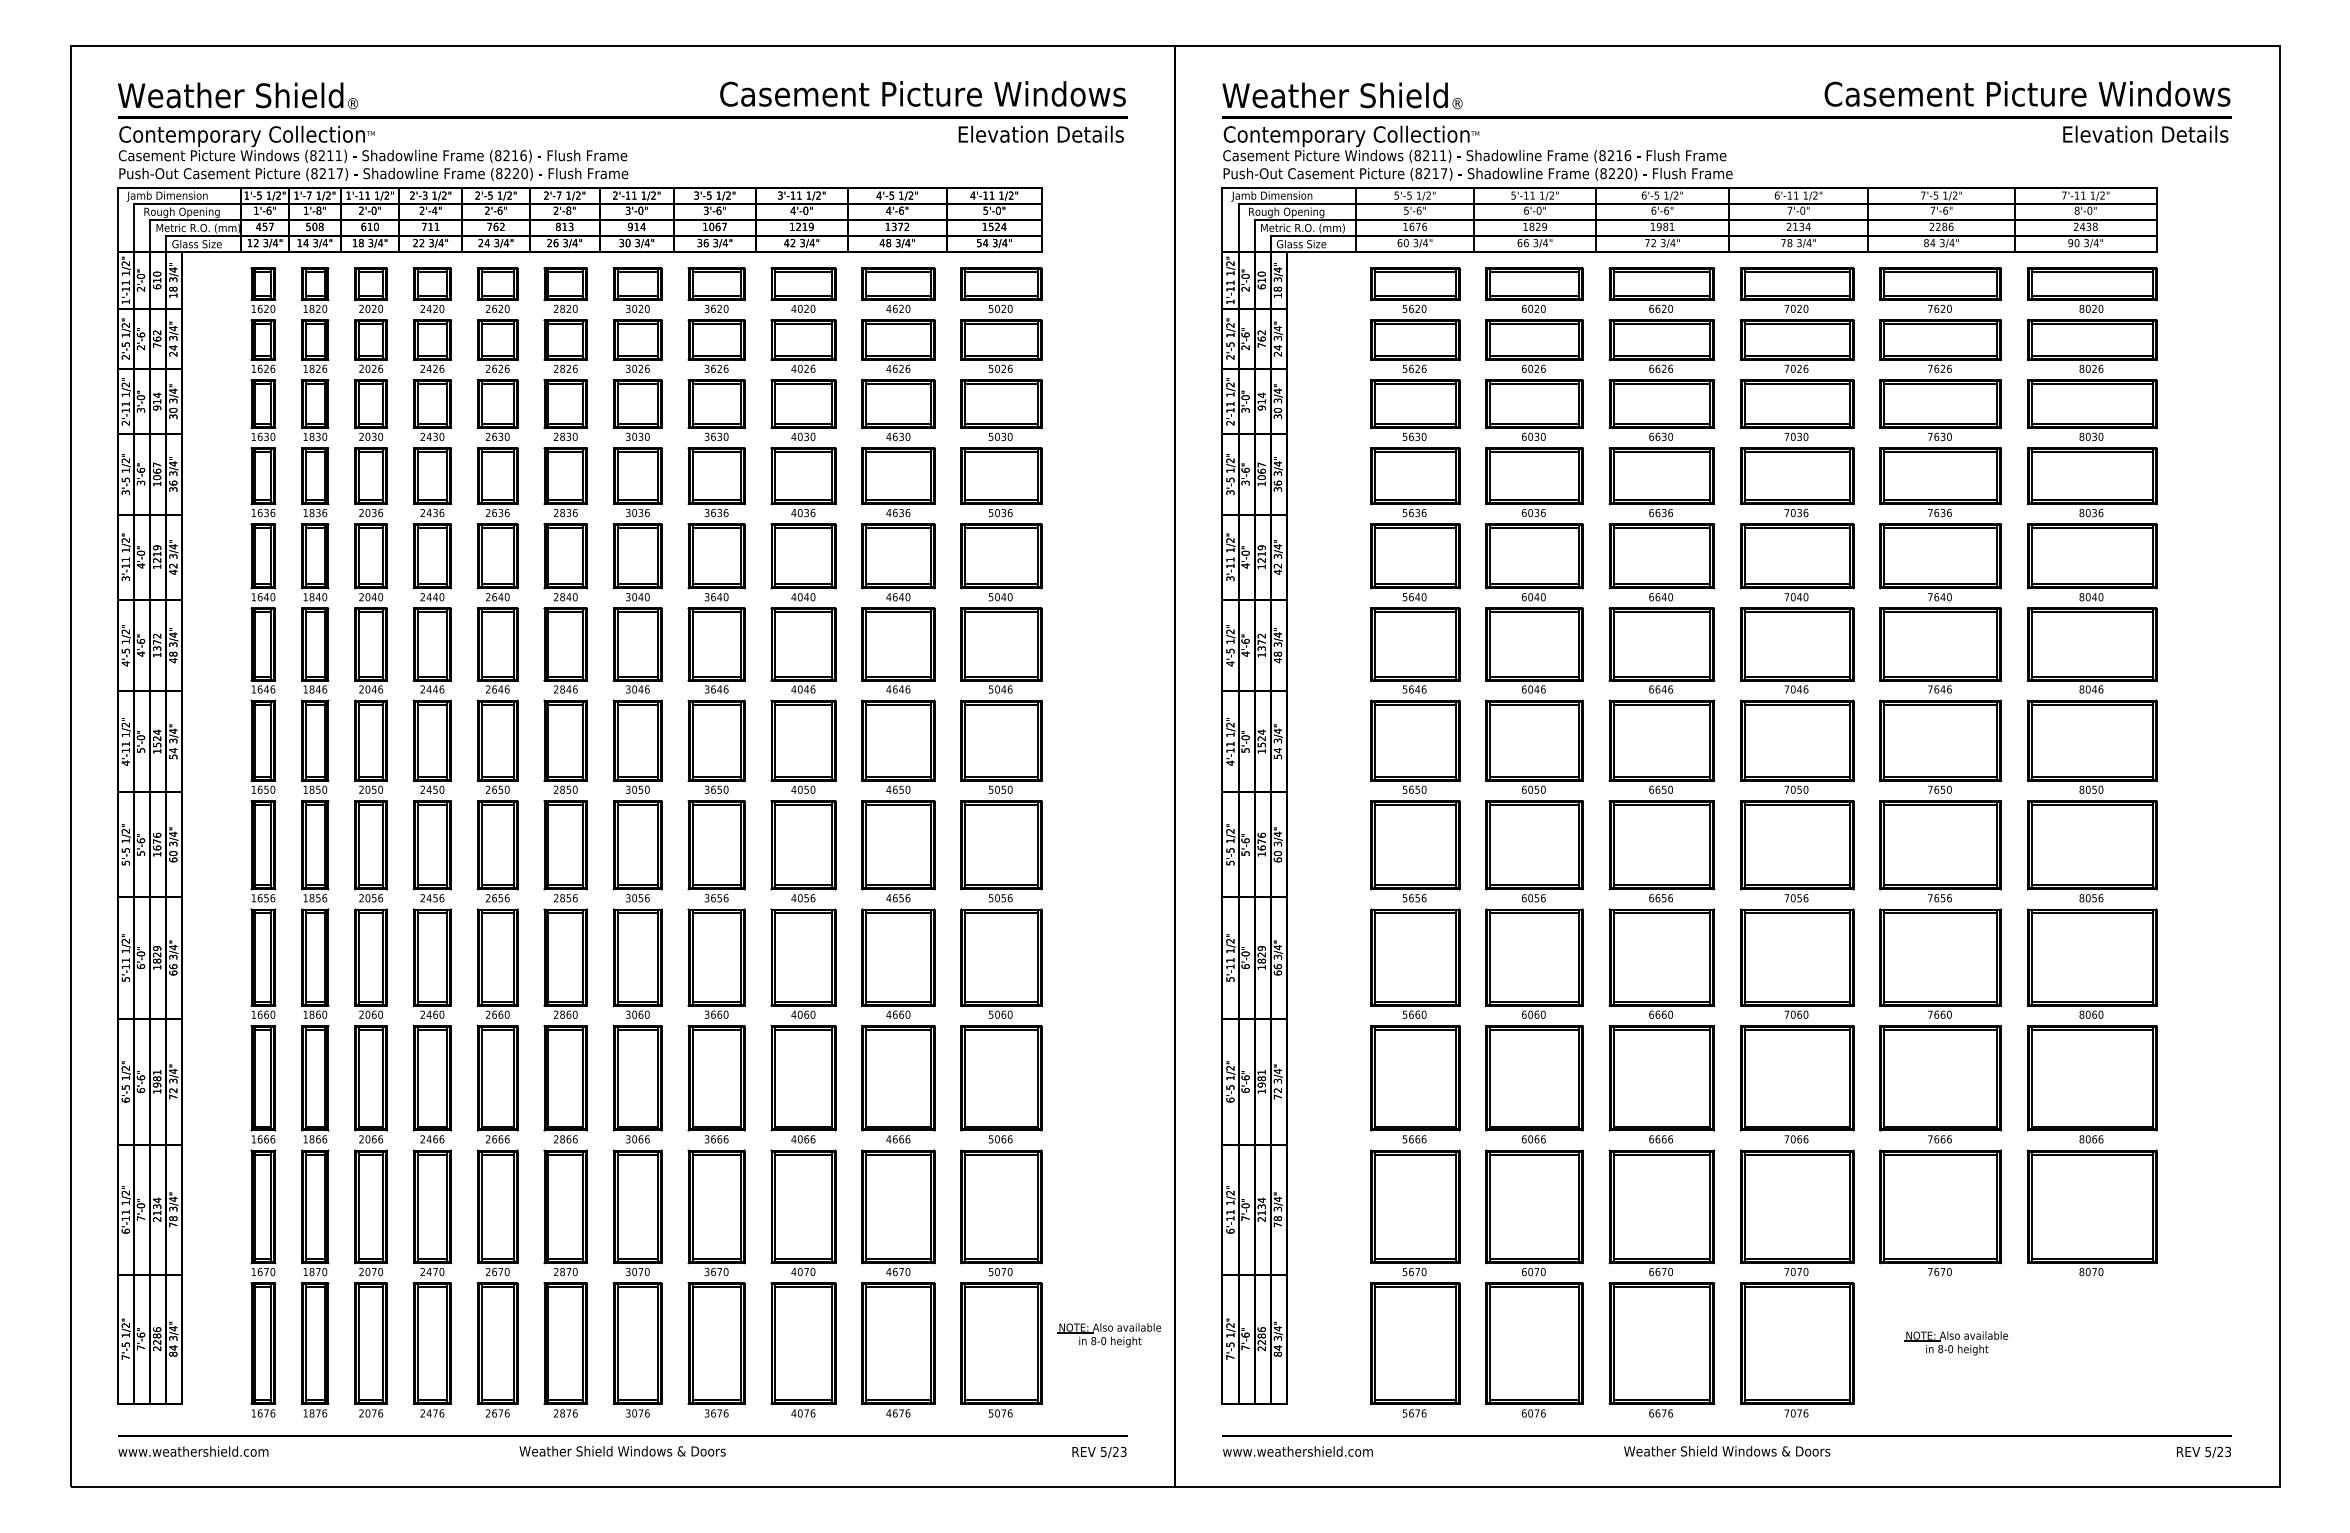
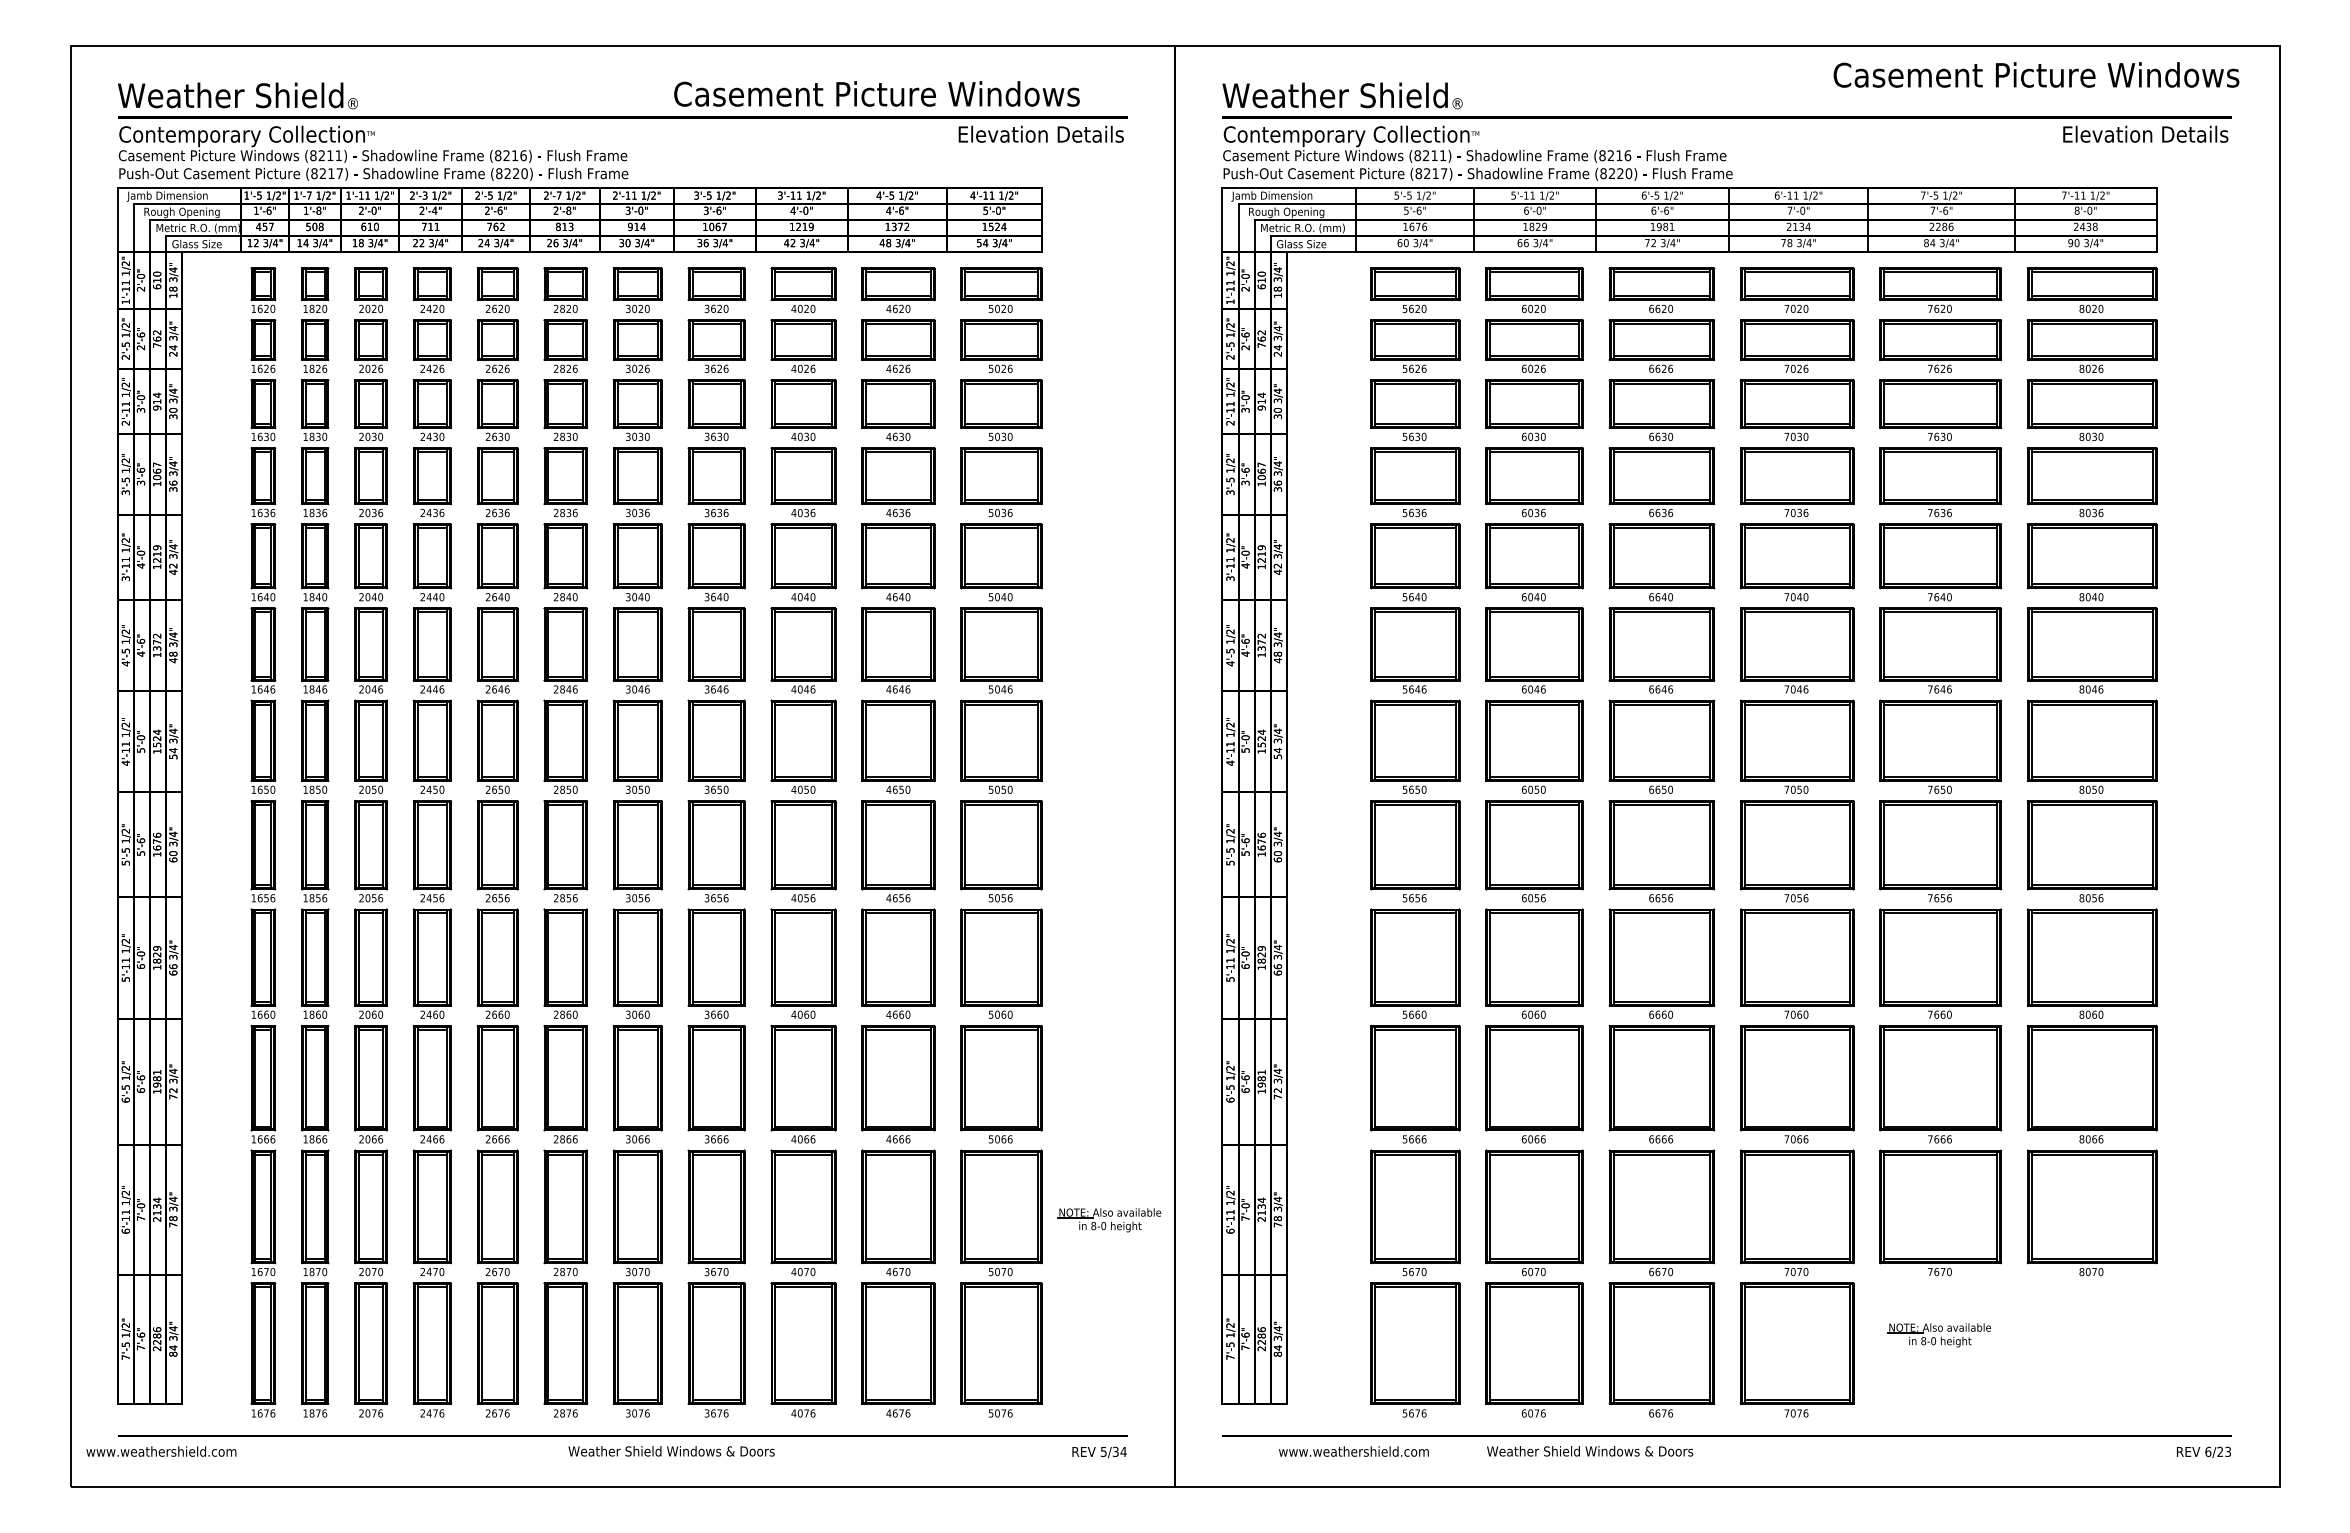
text position: (922, 93) -> (876, 93) (876, 93)
text position: (2027, 93) -> (2036, 74) (2036, 74)
part position: (1109, 1335) -> (1109, 1220) (1109, 1220)
part position: (1956, 1343) -> (1939, 1335) (1939, 1335)
text position: (193, 1451) -> (161, 1451) (161, 1451)
text position: (622, 1451) -> (671, 1451) (671, 1451)
text: 5/23 -> 5/34 (1119, 1451)
text position: (1297, 1451) -> (1353, 1451) (1353, 1451)
text position: (1727, 1451) -> (1590, 1451) (1590, 1451)
text: 5/23 -> 6/23 (2208, 1451)
